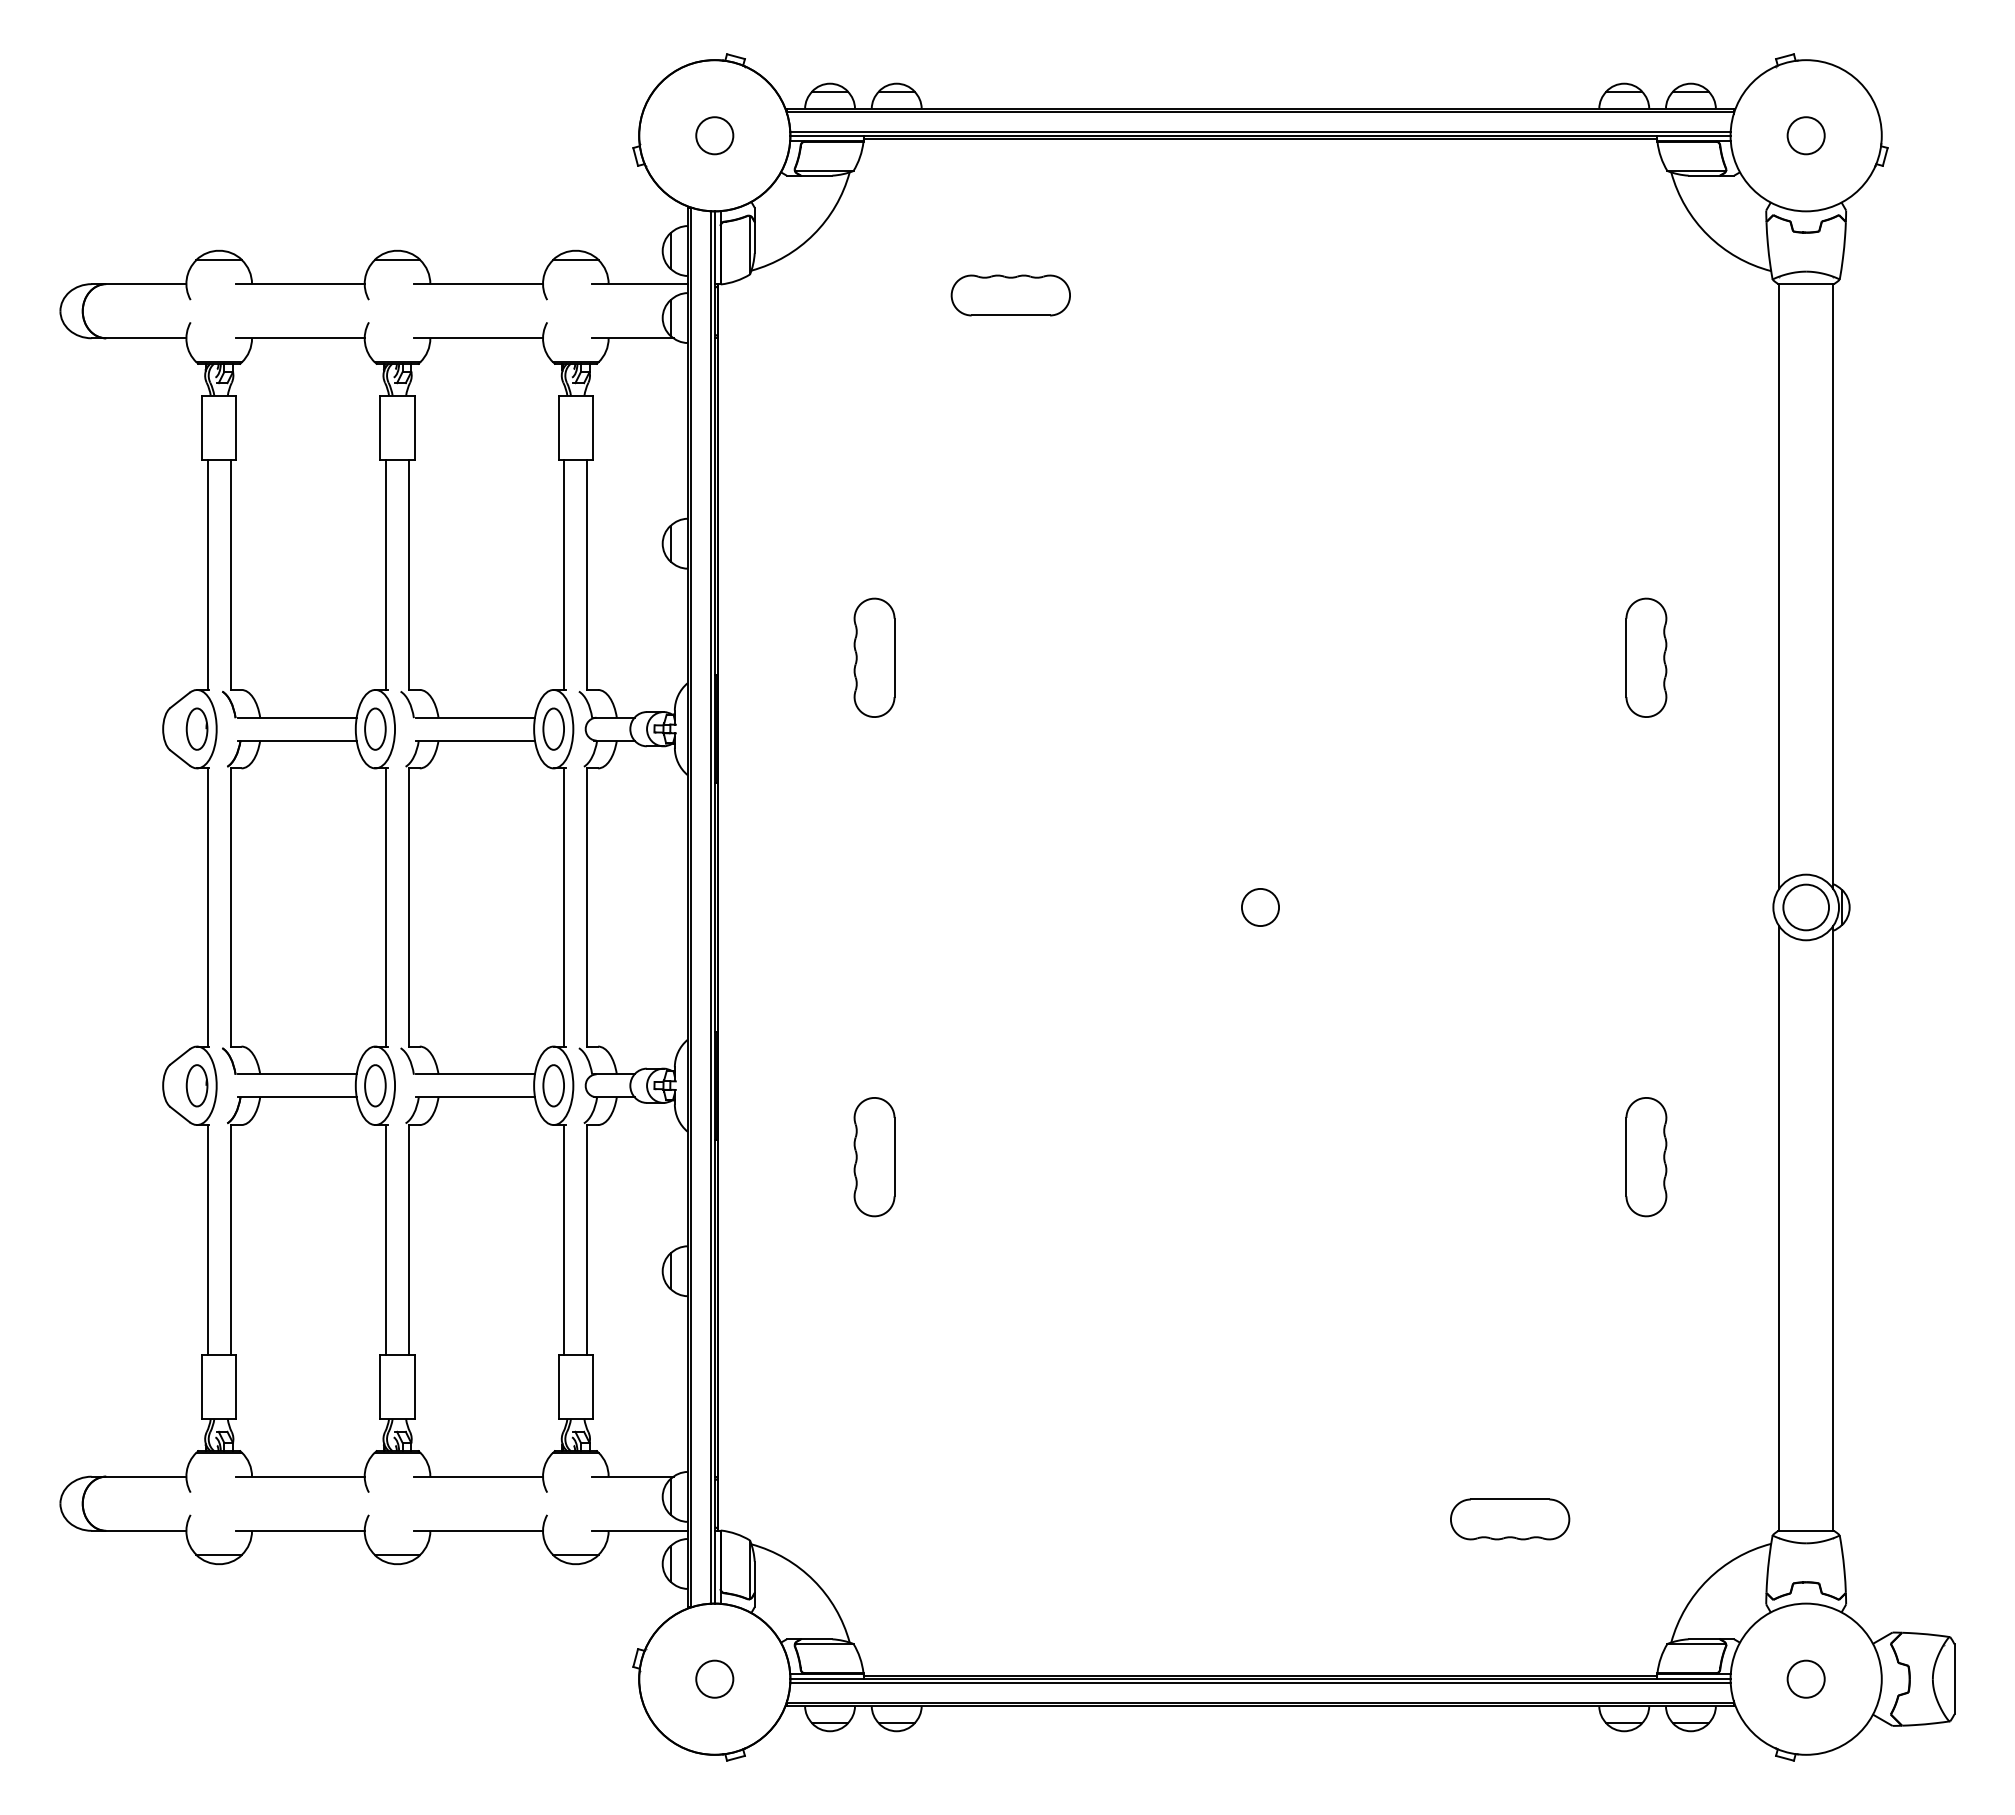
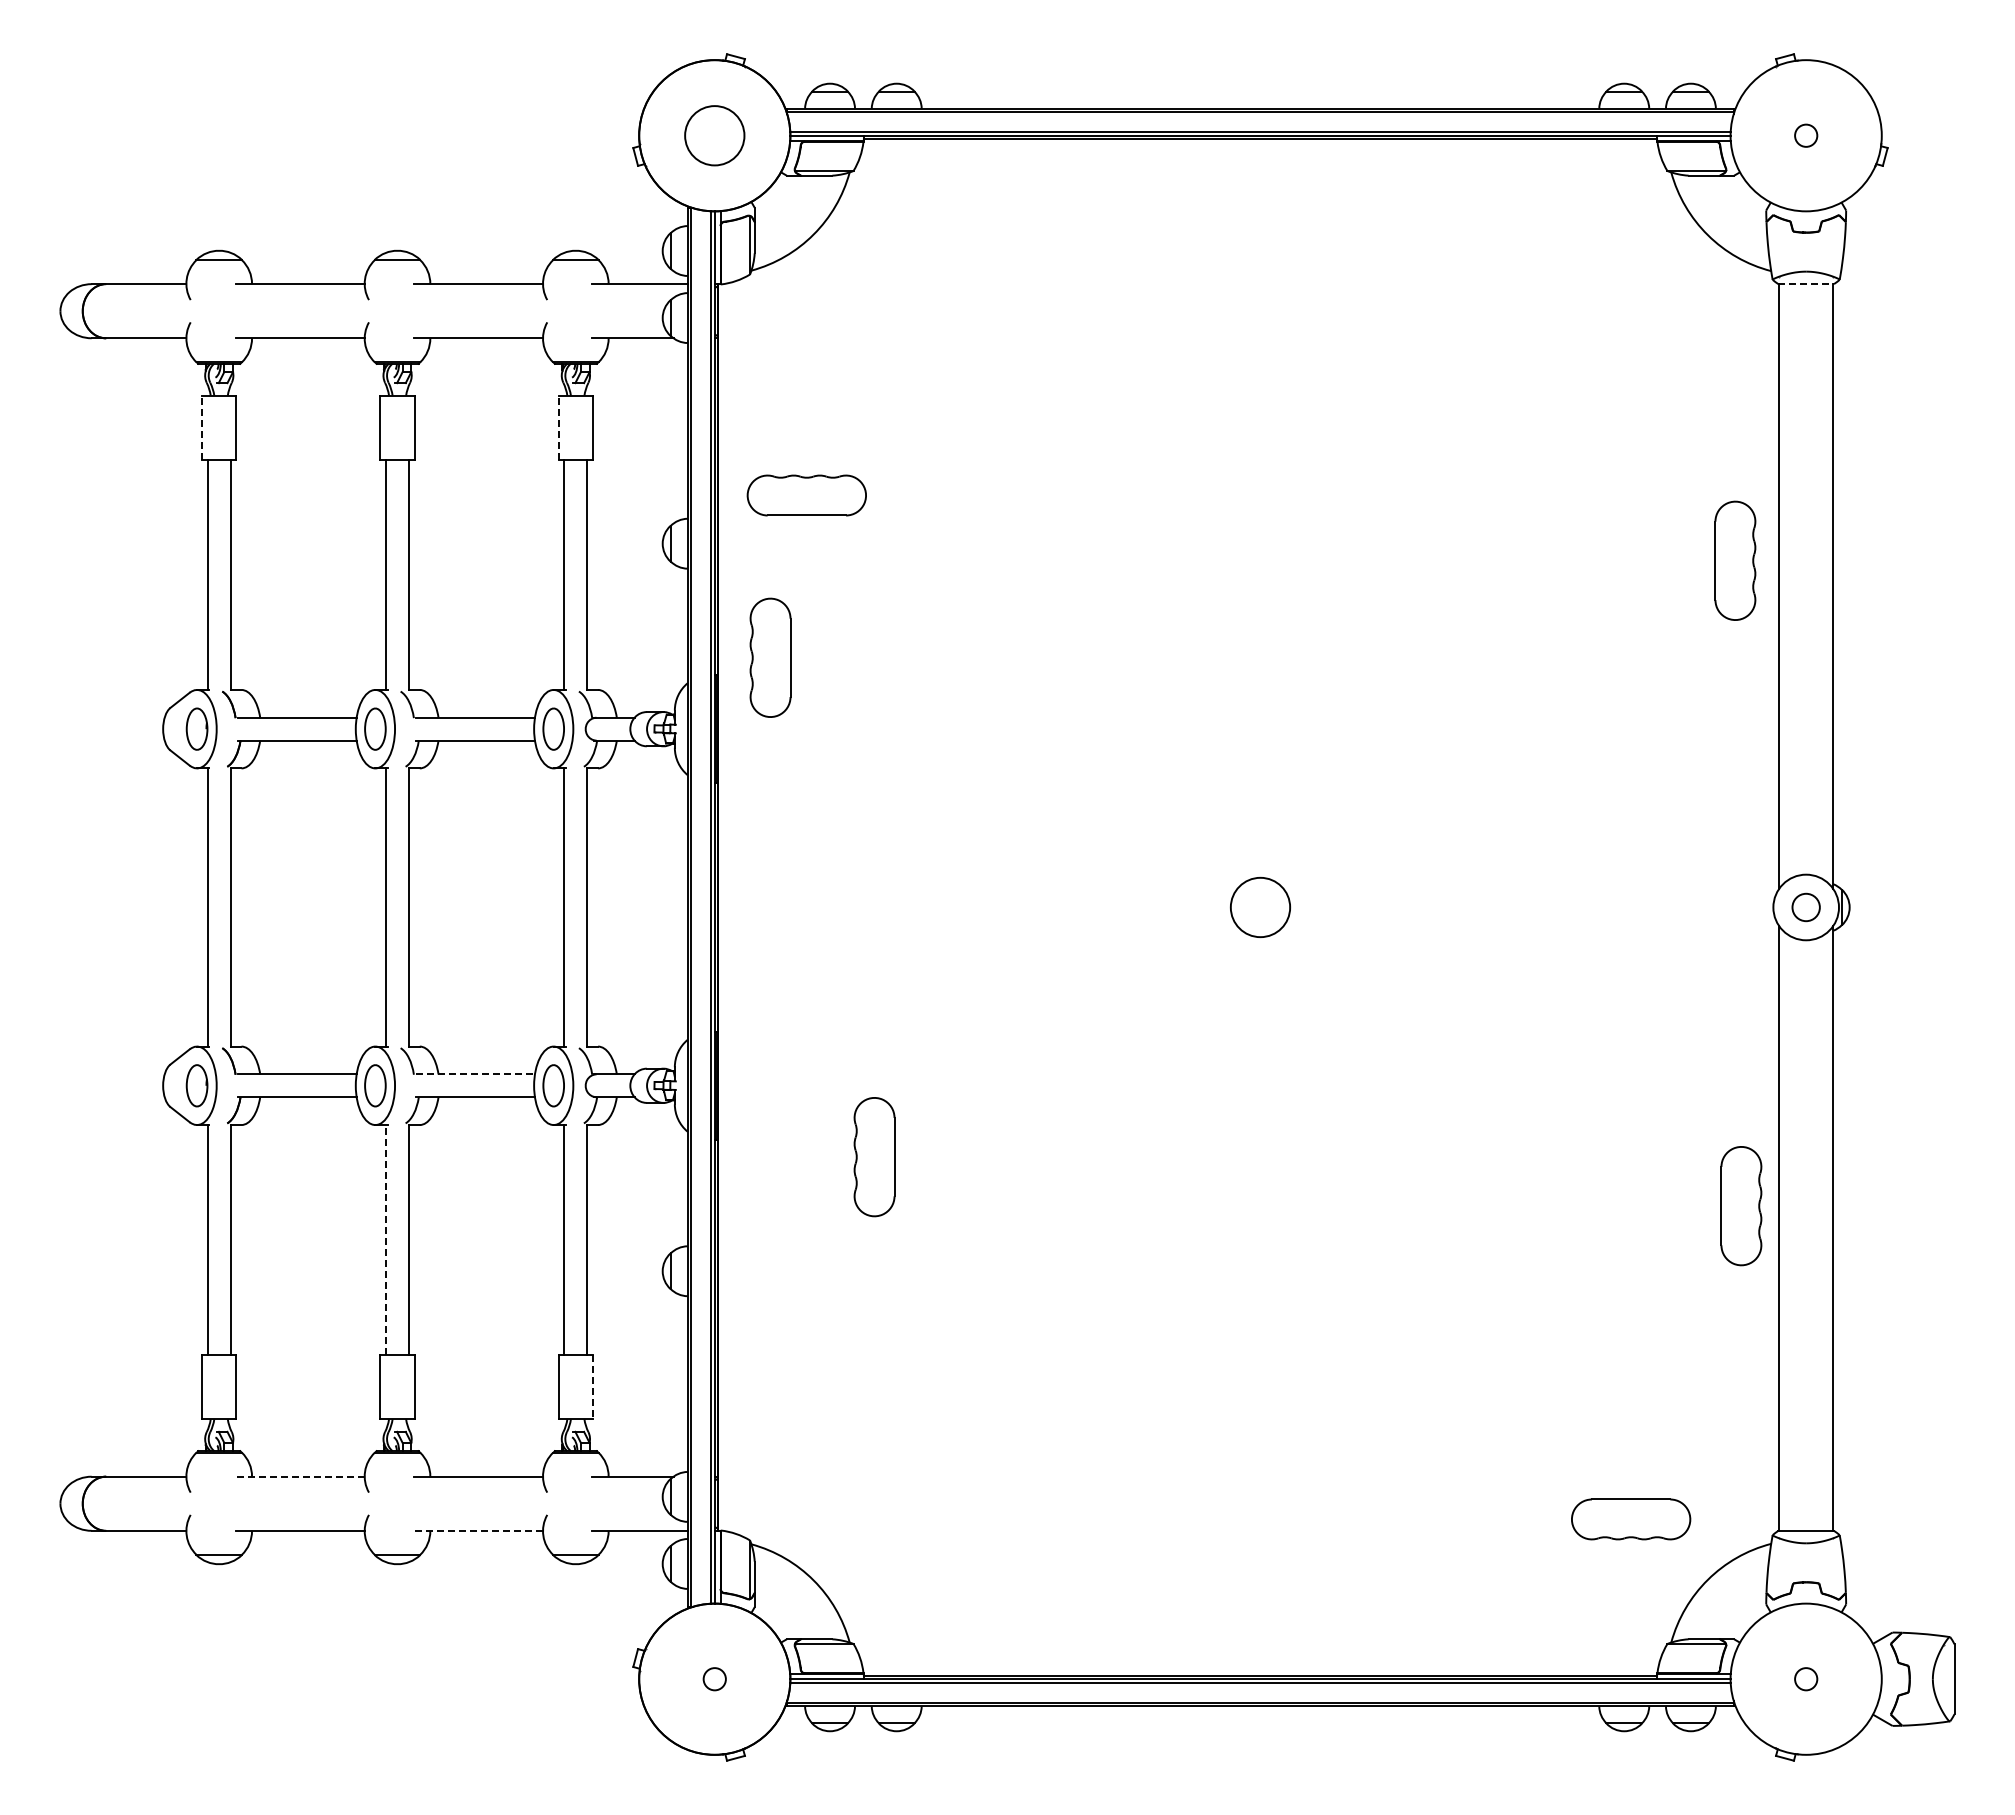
circle diameter: 37 px -> 59 px (714, 135)
circle diameter: 37 px -> 22 px (1806, 135)
line: solid -> dashed (1806, 284)
part position: (1010, 295) -> (806, 495) (806, 495)
line: solid -> dashed (202, 427)
line: solid -> dashed (558, 427)
part position: (874, 657) -> (770, 657) (770, 657)
part position: (1646, 657) -> (1735, 560) (1735, 560)
circle diameter: 37 px -> 59 px (1260, 907)
circle diameter: 46 px -> 27 px (1805, 907)
line: solid -> dashed (476, 1074)
part position: (1646, 1157) -> (1741, 1206) (1741, 1206)
line: solid -> dashed (386, 1240)
line: solid -> dashed (592, 1387)
line: solid -> dashed (300, 1476)
part position: (1510, 1519) -> (1631, 1519) (1631, 1519)
line: solid -> dashed (478, 1530)
circle diameter: 37 px -> 22 px (714, 1679)
circle diameter: 37 px -> 22 px (1806, 1679)
